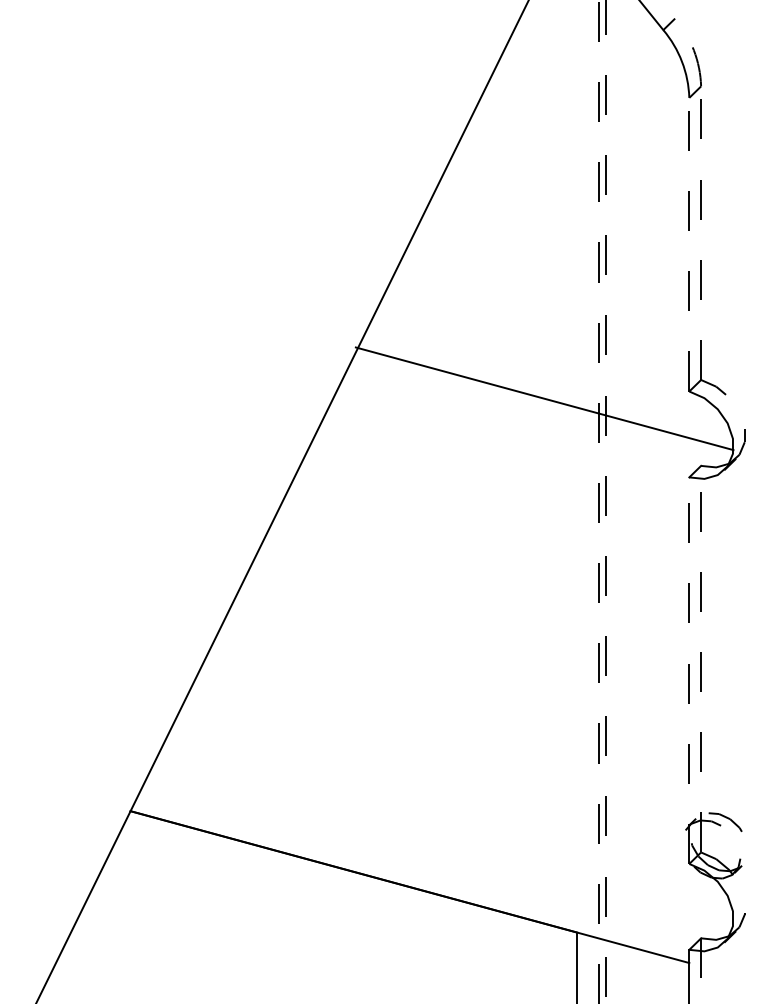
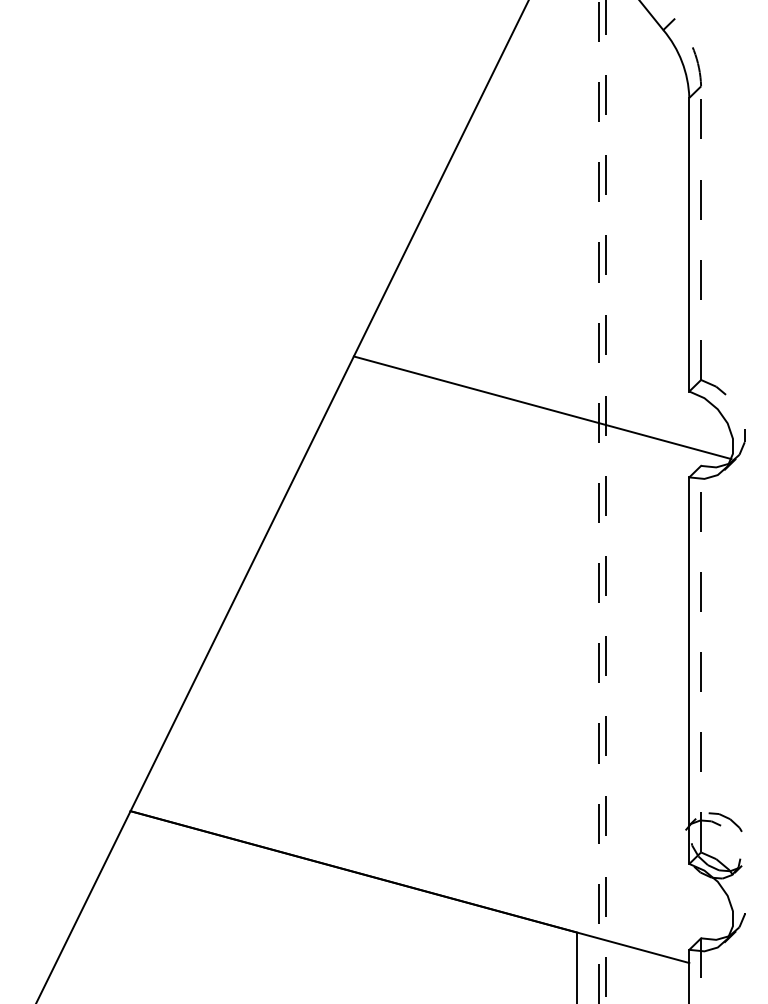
line: dashed -> solid (689, 244)
line position: (544, 398) -> (542, 407) (542, 407)
line: dashed -> solid (689, 670)
